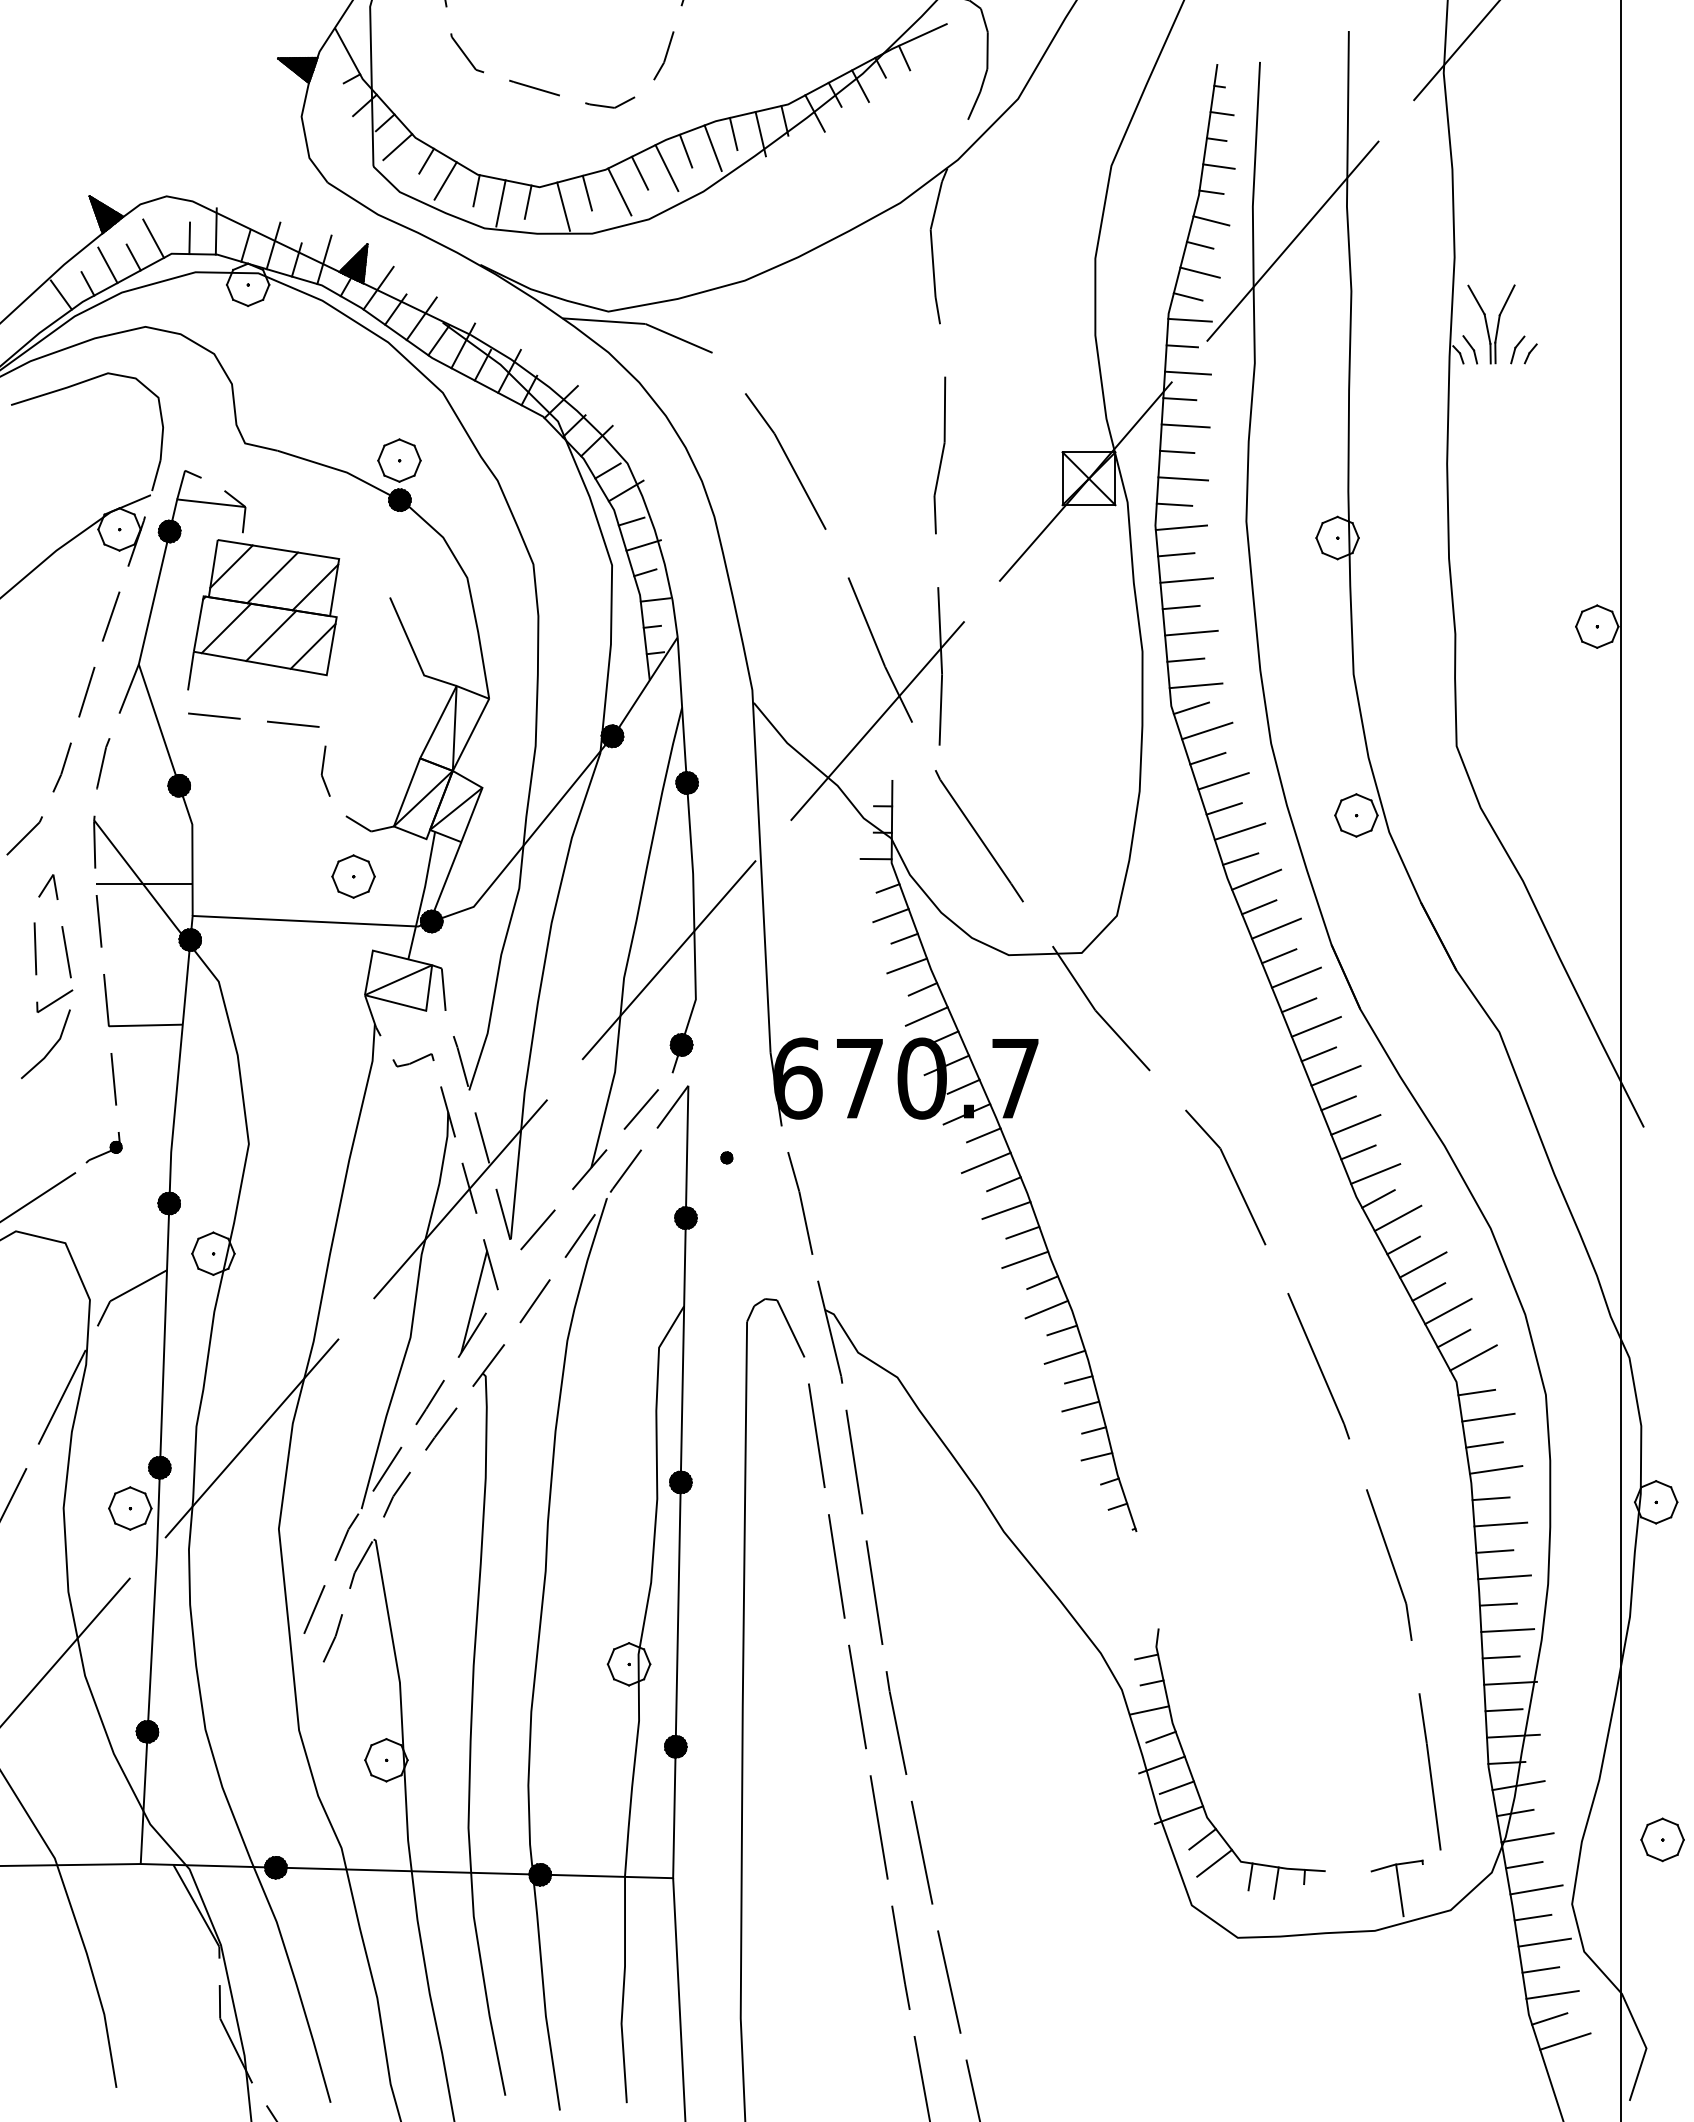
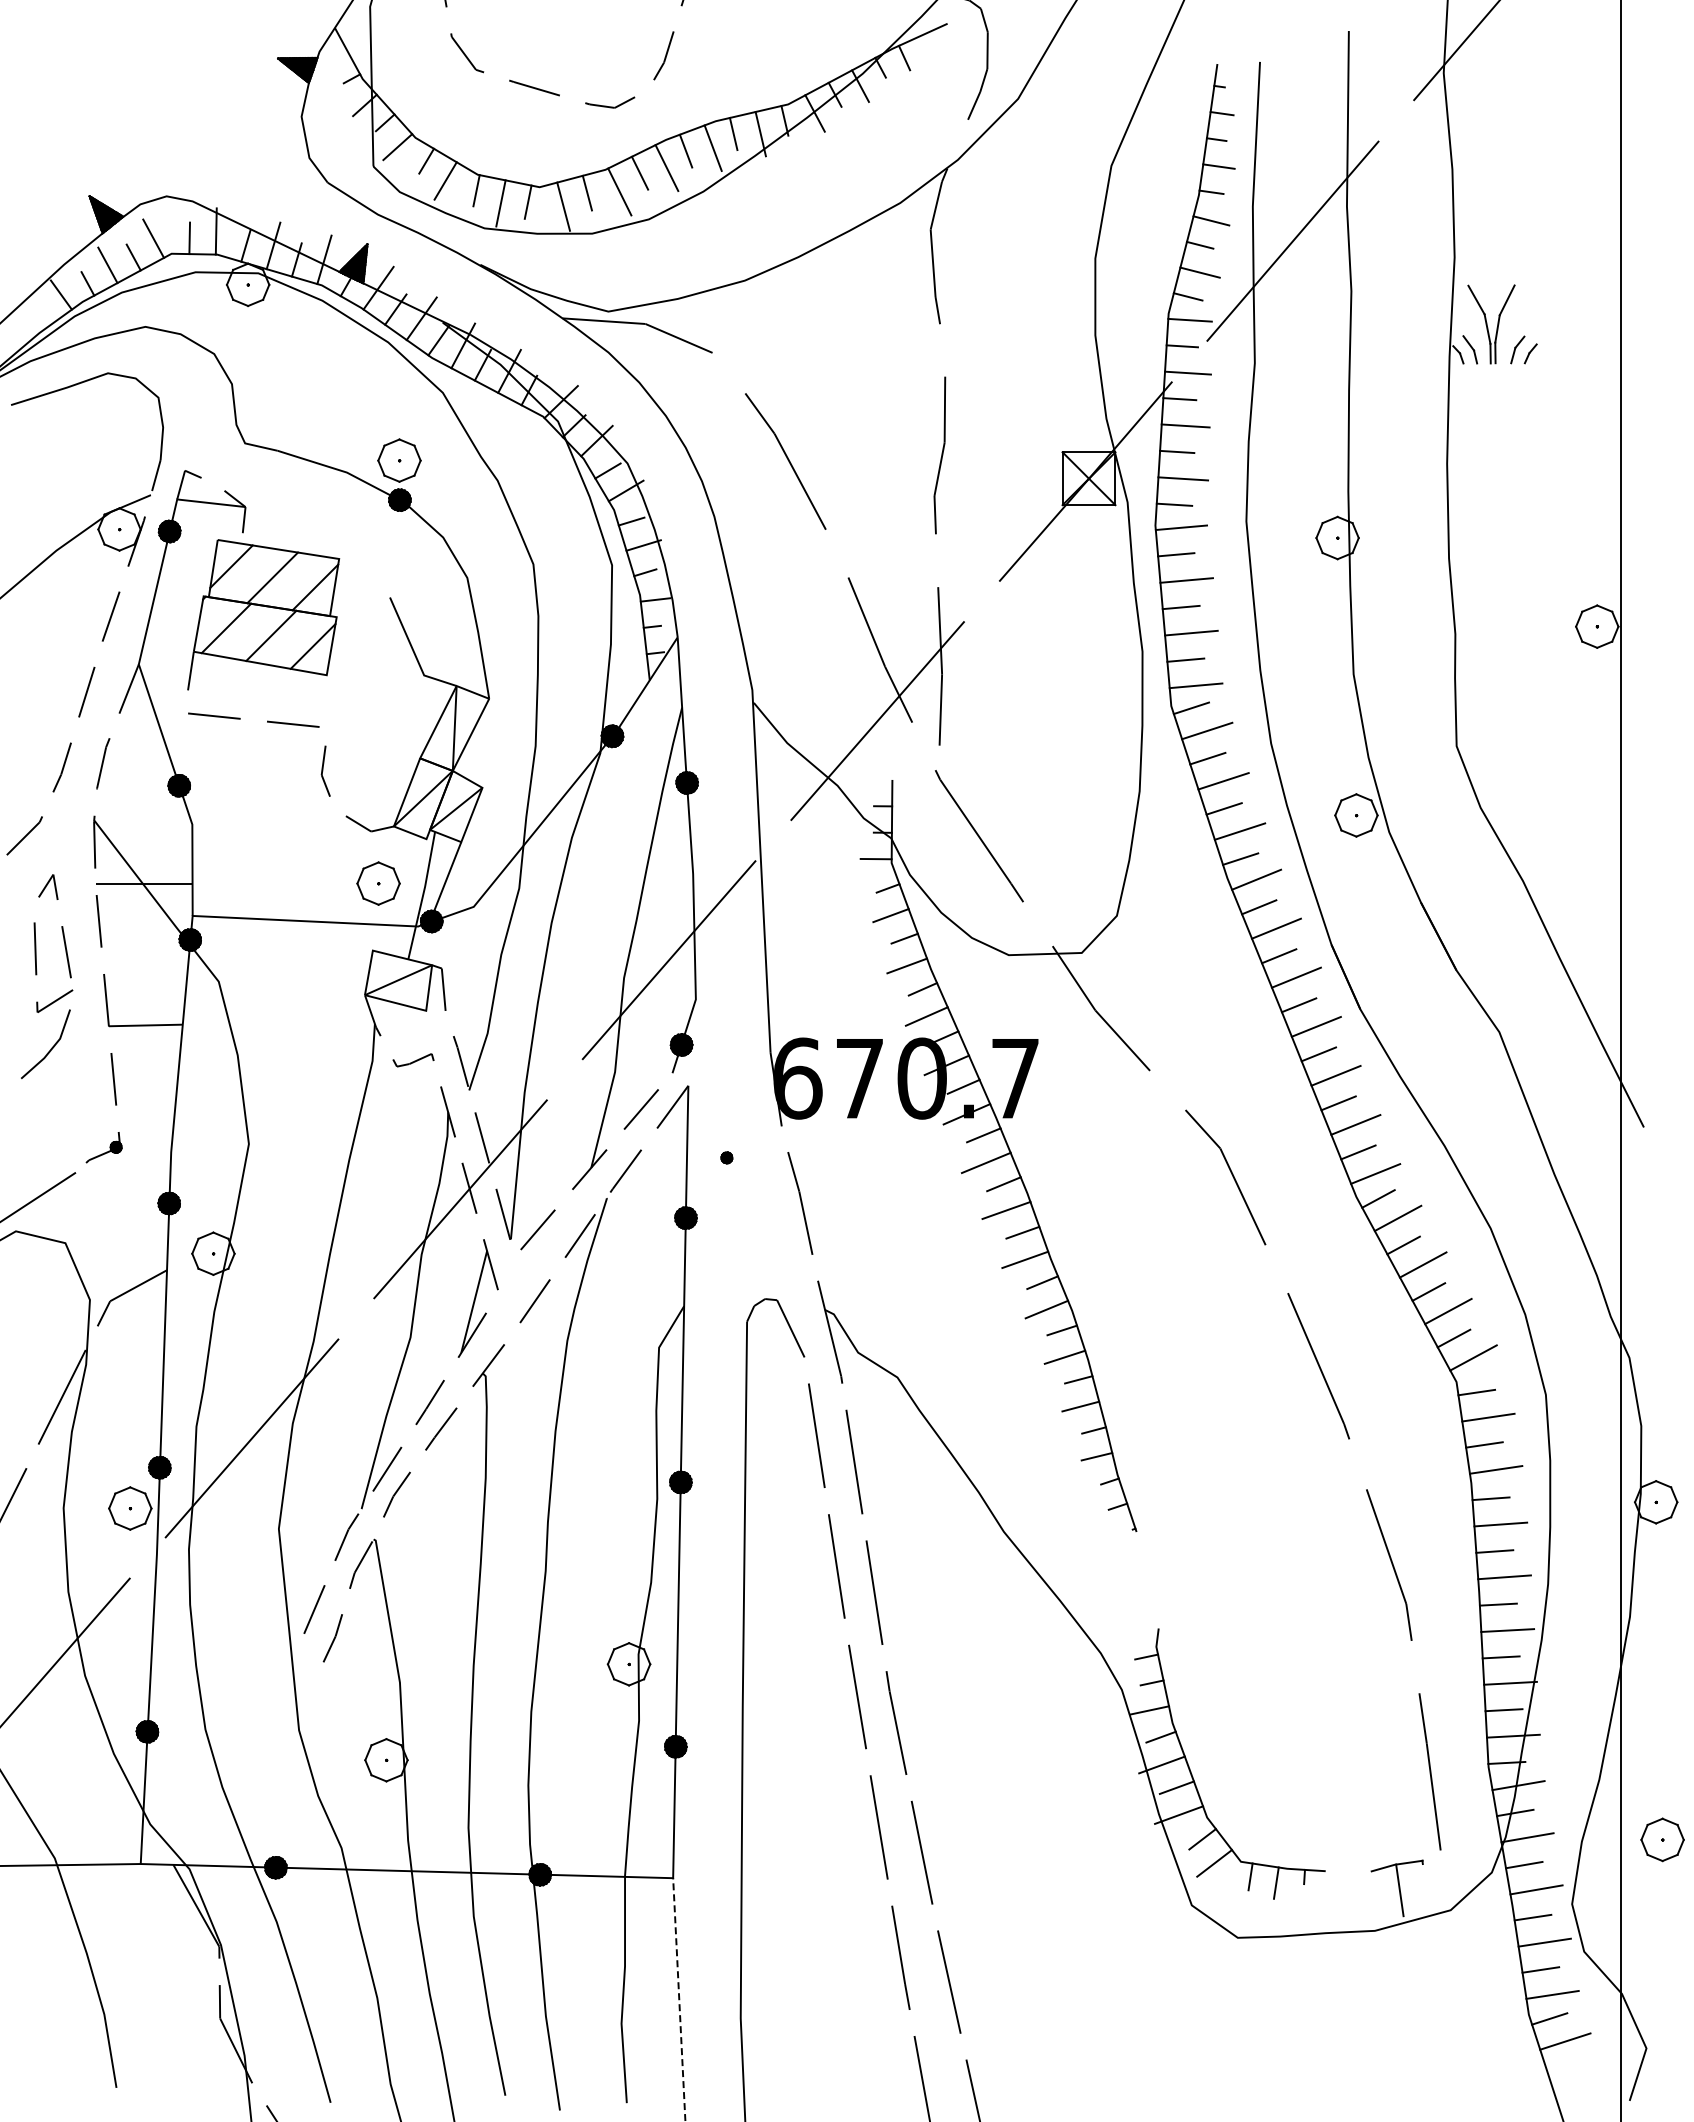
part position: (353, 876) -> (378, 883) (378, 883)
line: solid -> dashed (679, 1999)
